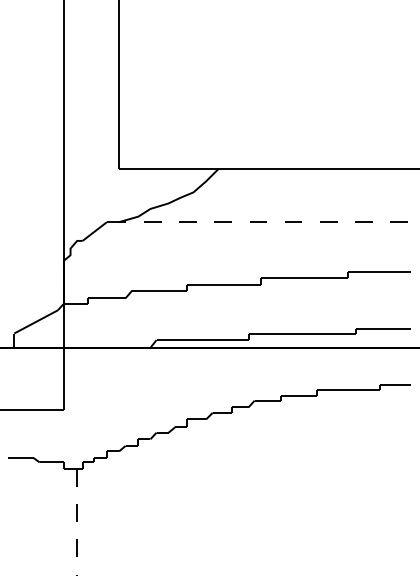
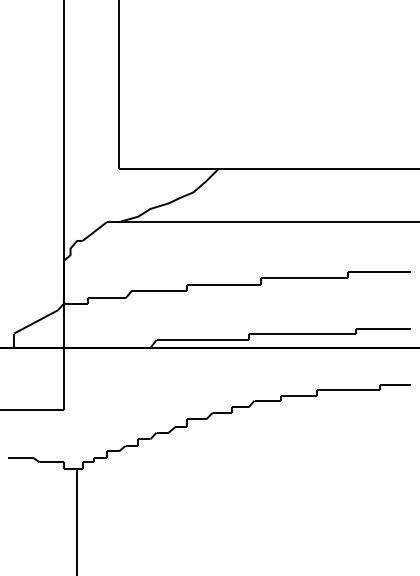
line: dashed -> solid (268, 222)
line: dashed -> solid (77, 522)
